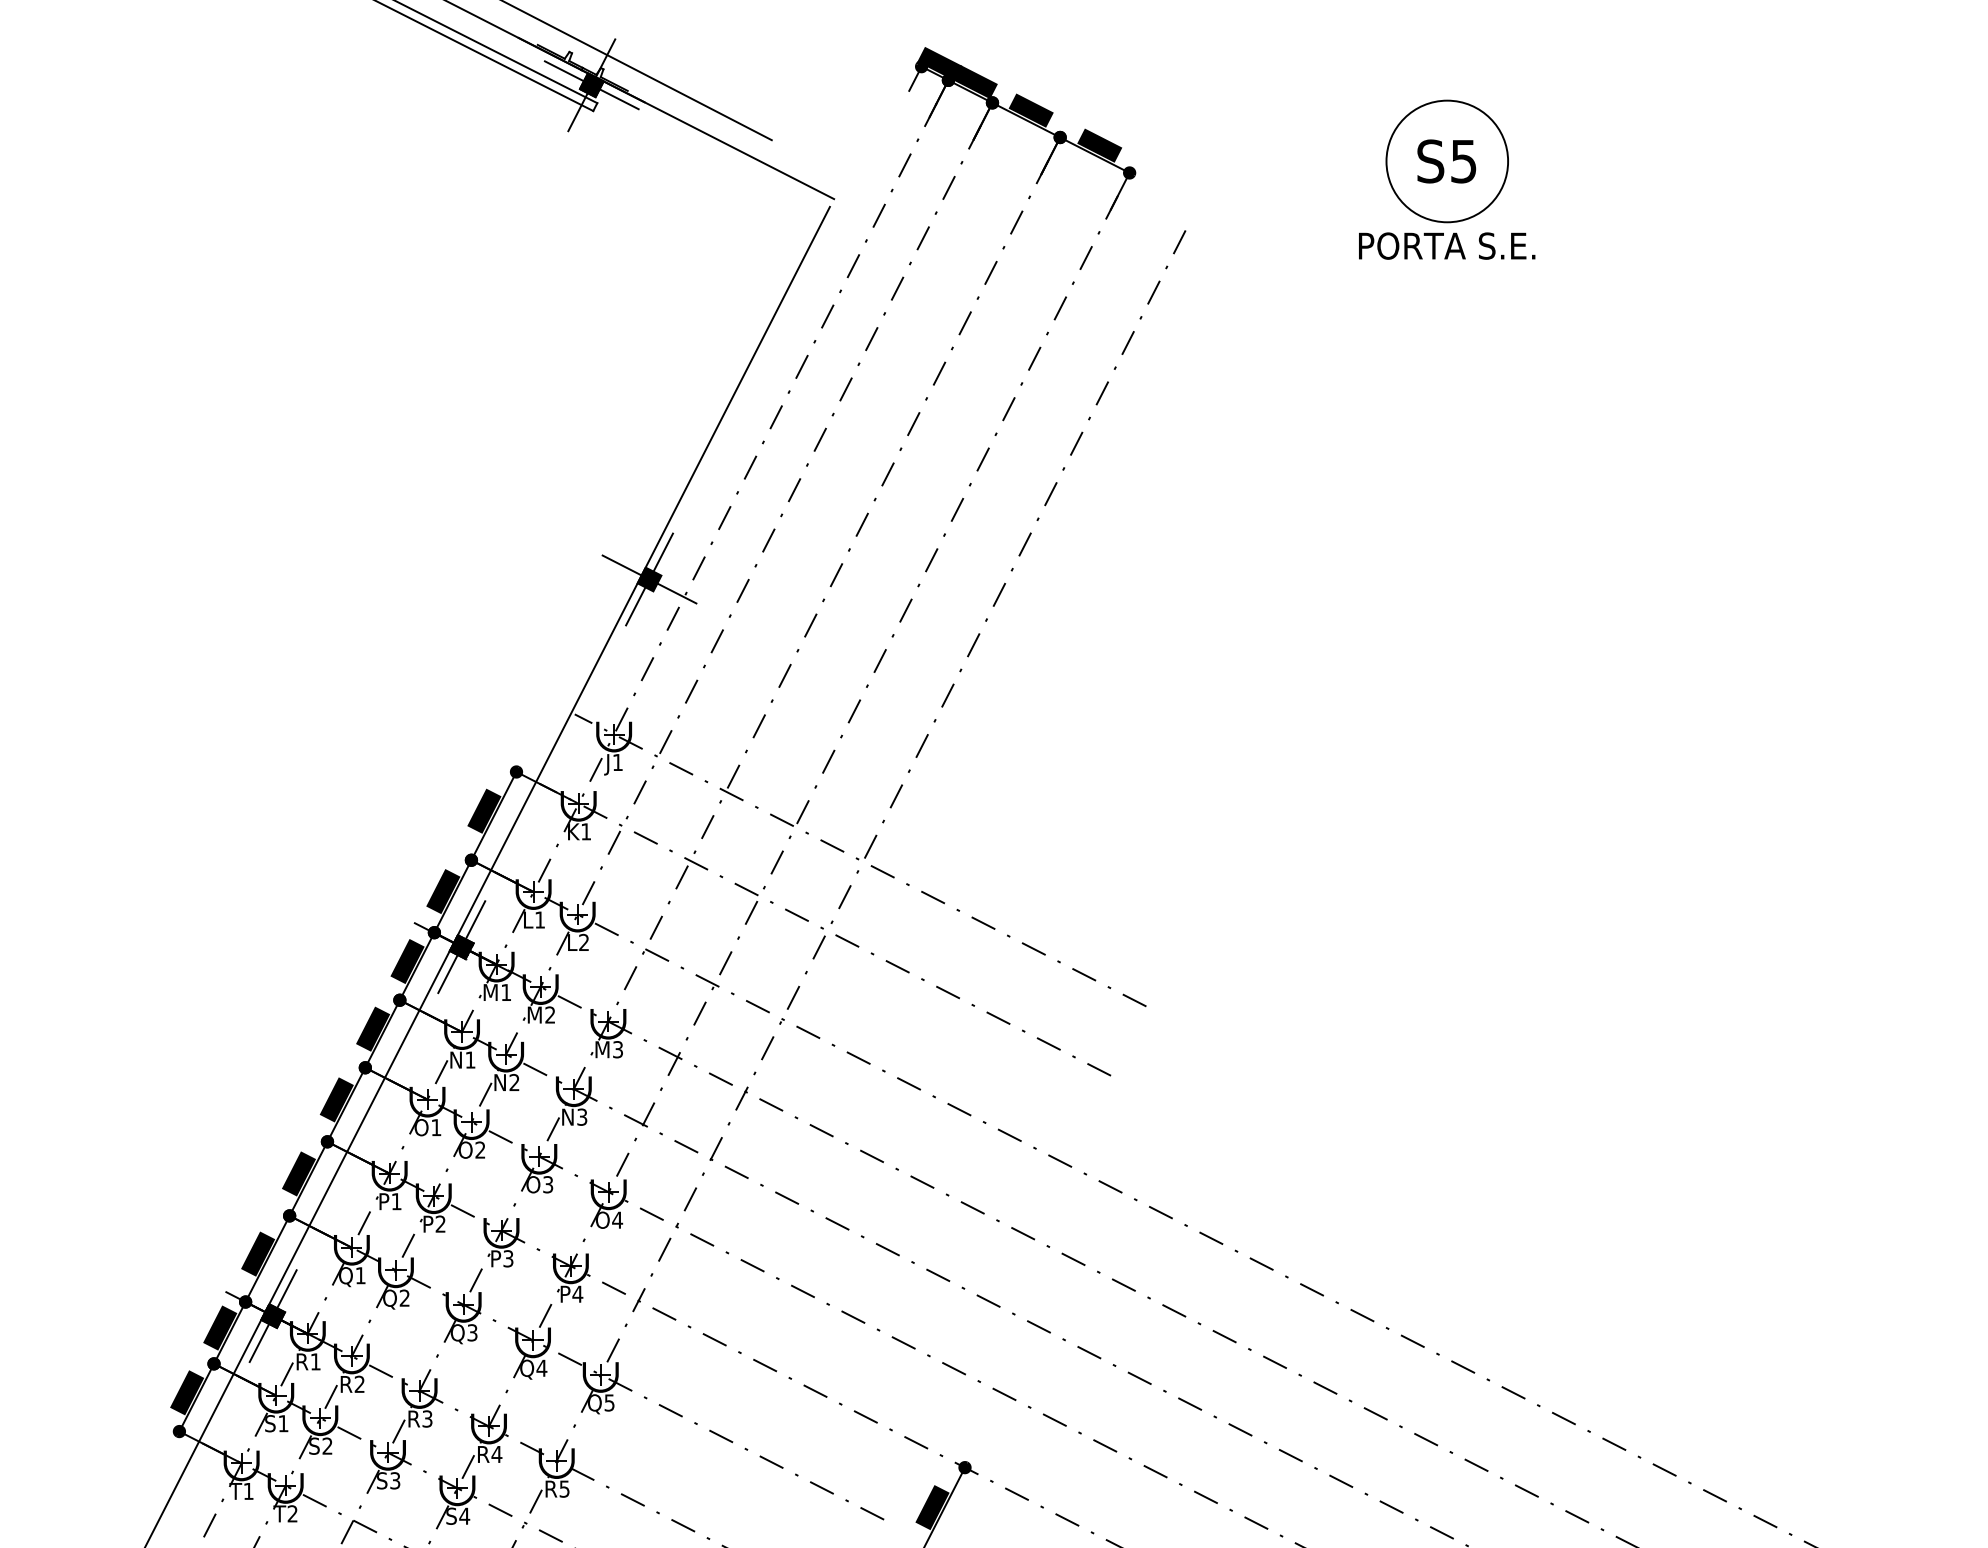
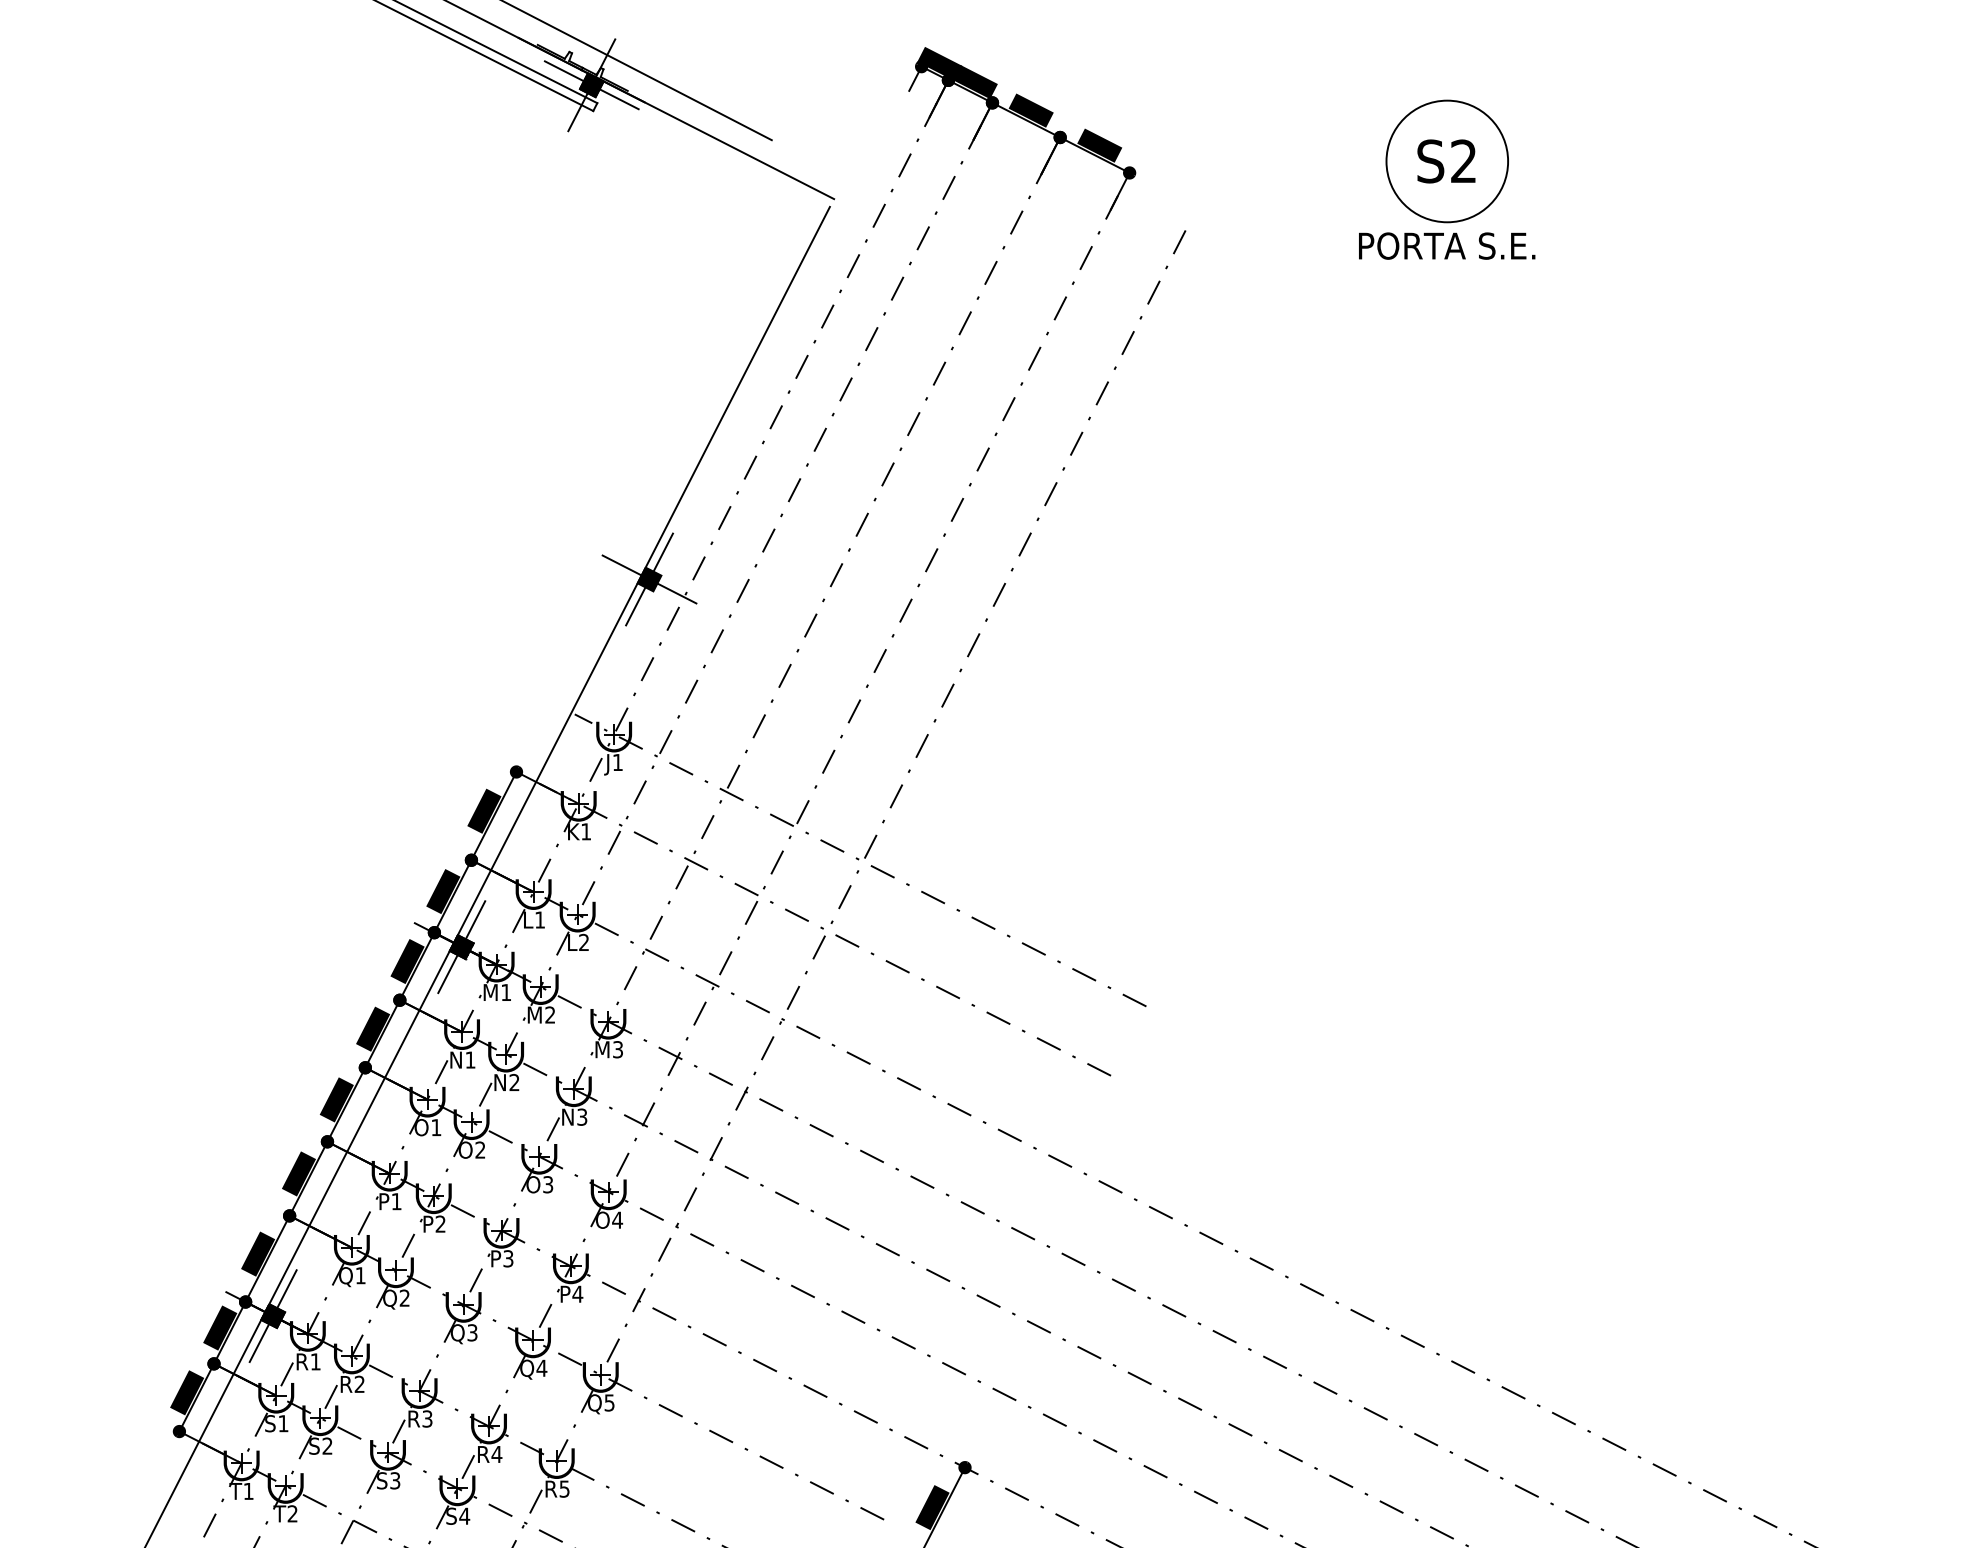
text: S5 -> S2 (1463, 161)
